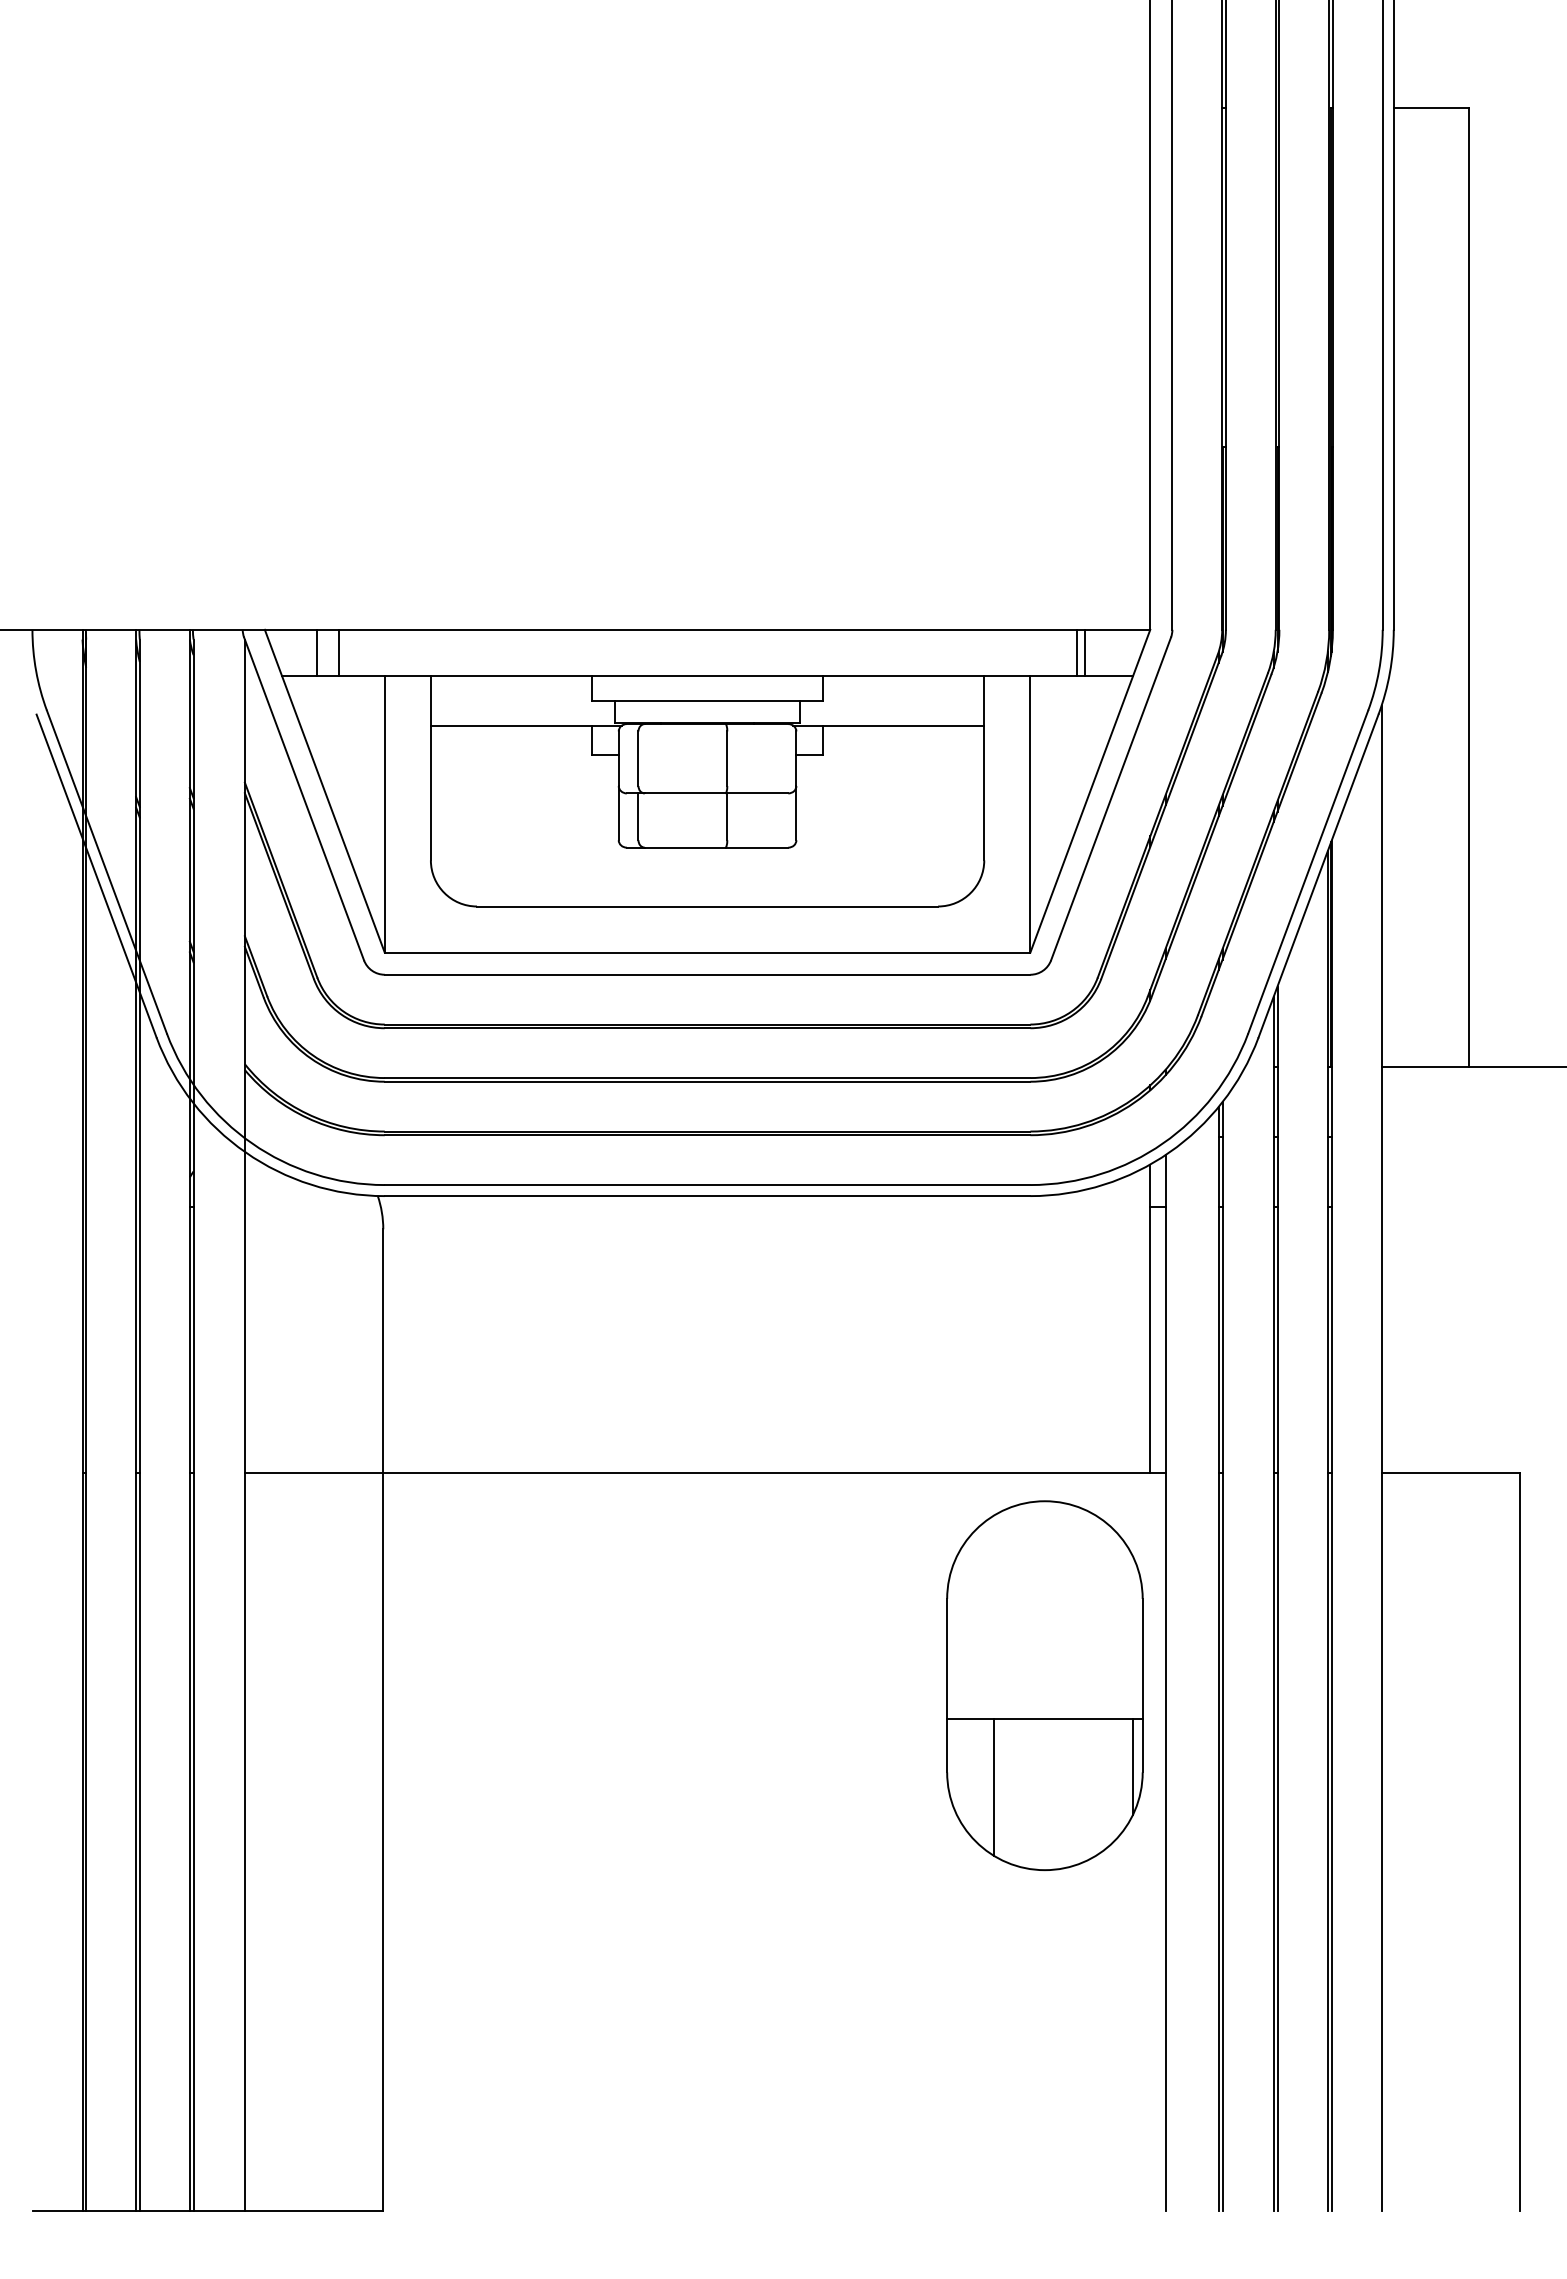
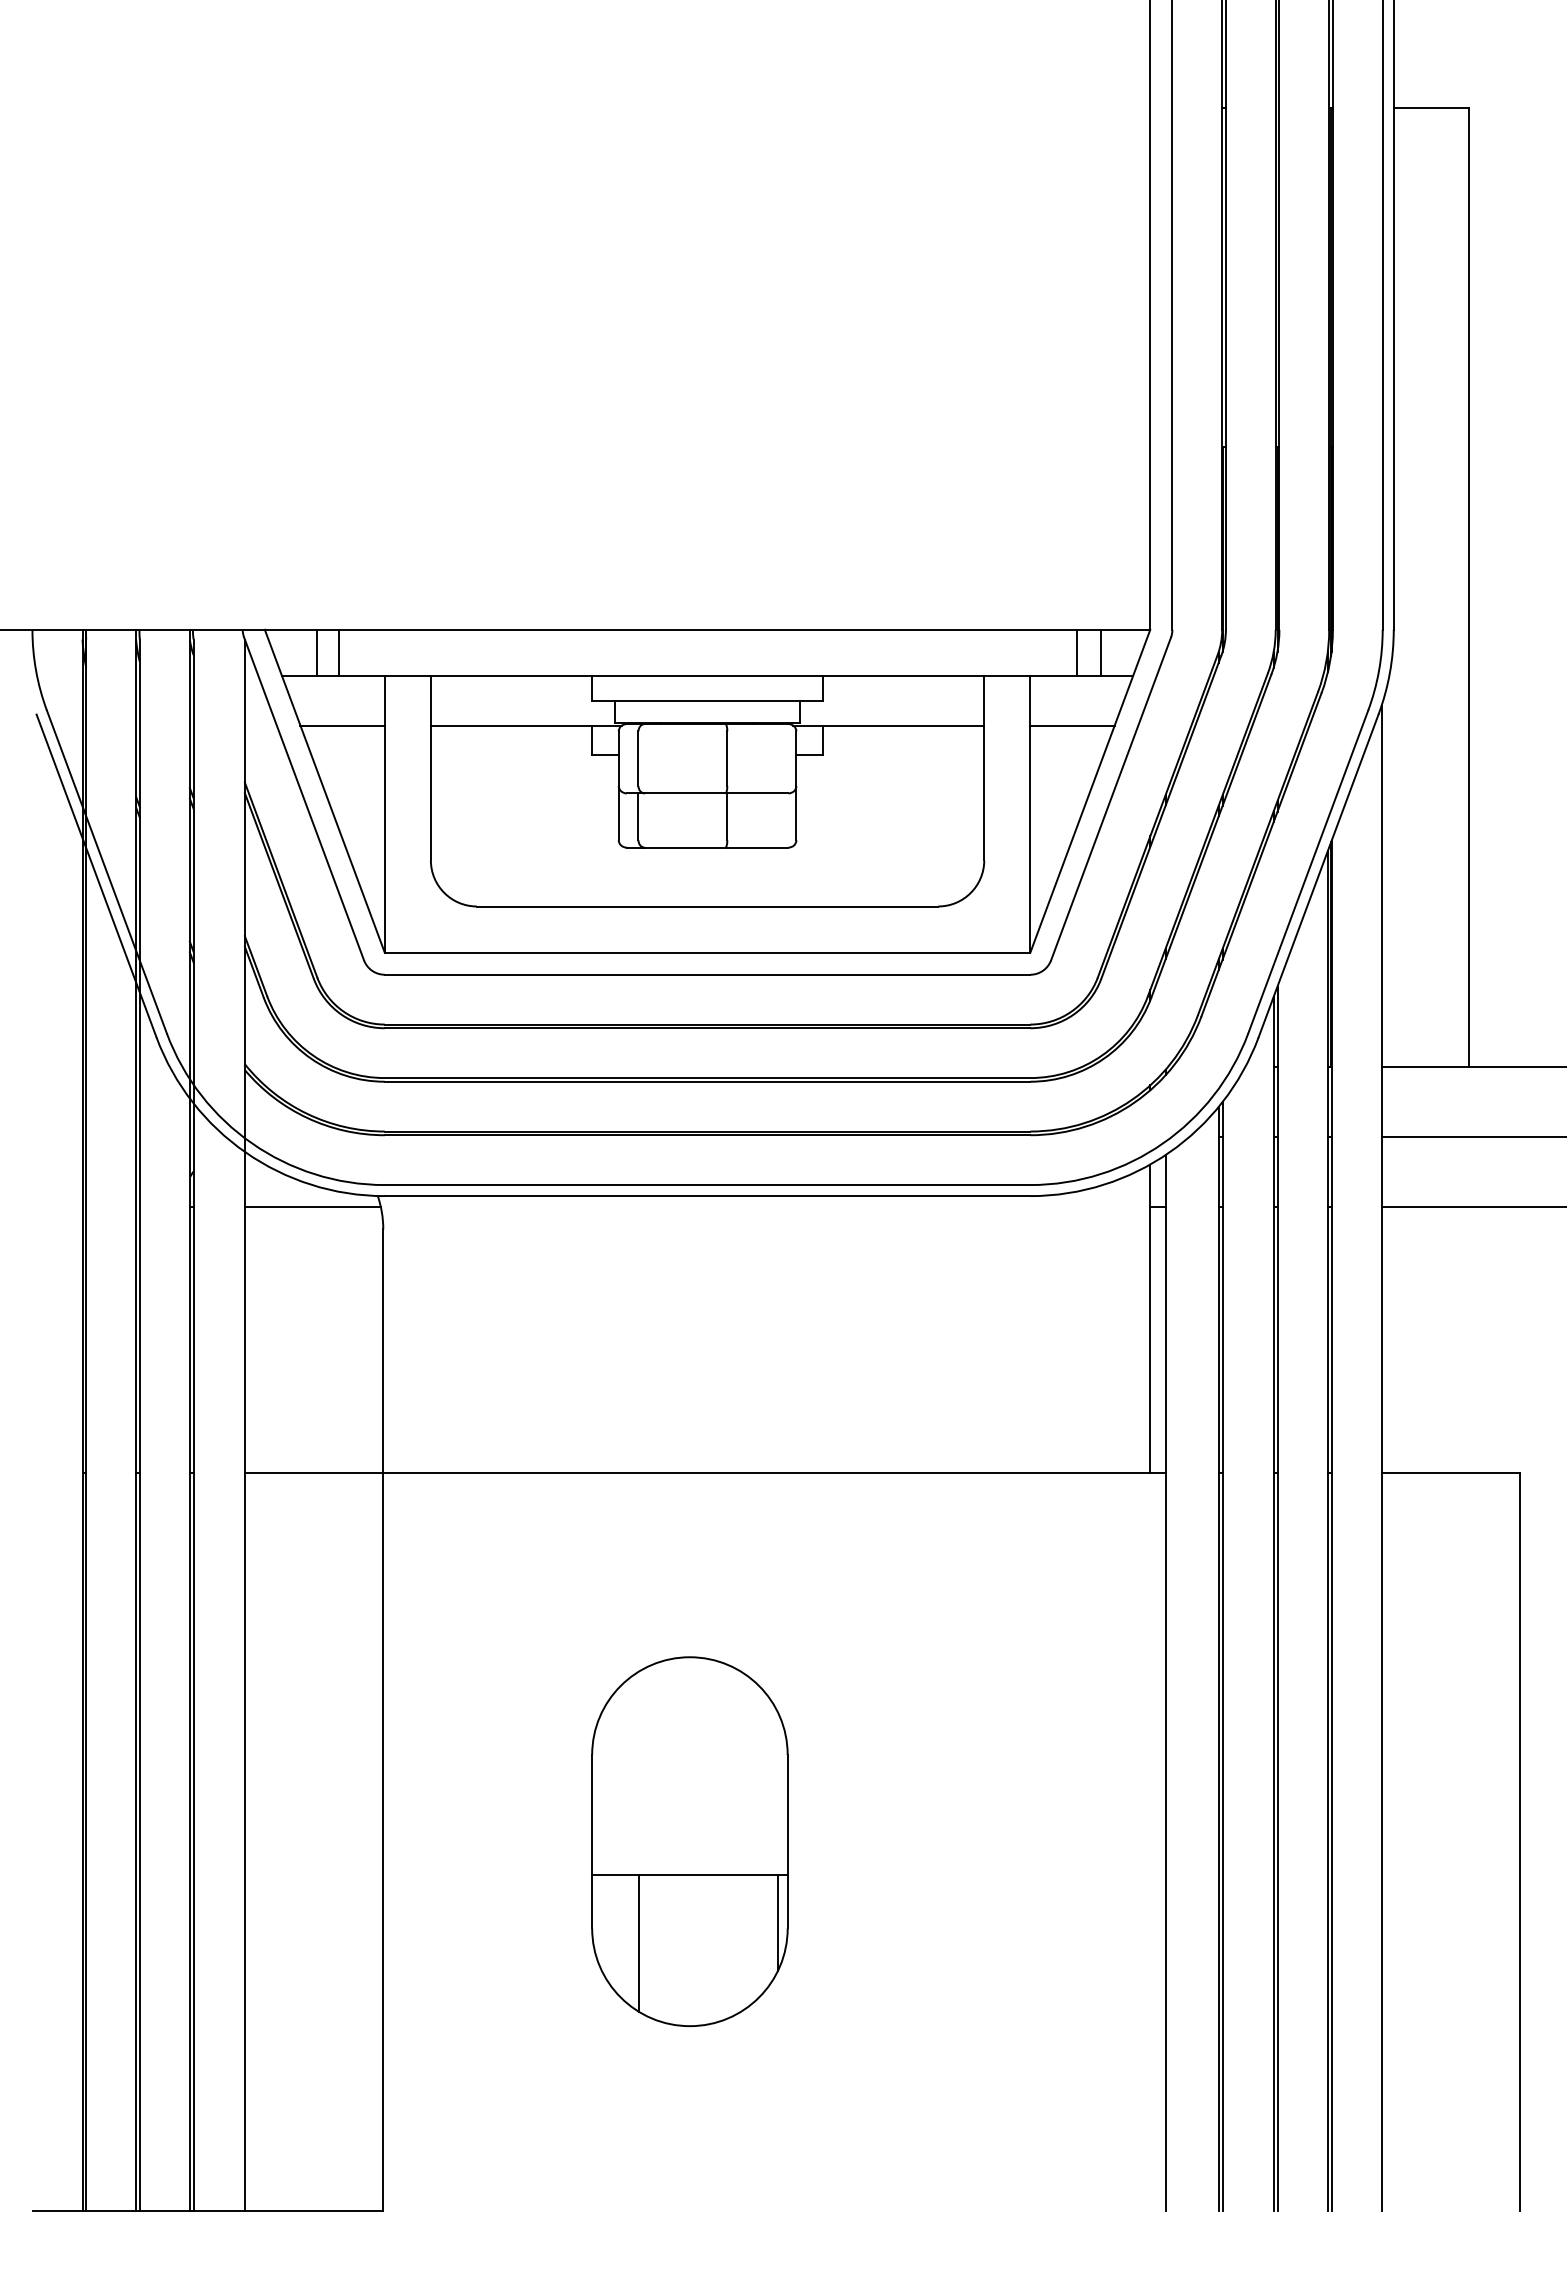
line position: (1084, 652) -> (1100, 652) (1100, 652)
line: none -> present (342, 725)
line: none -> present (1072, 725)
line: none -> present (1472, 1137)
line: none -> present (312, 1207)
line: none -> present (1472, 1207)
part position: (1044, 1685) -> (689, 1841) (689, 1841)
